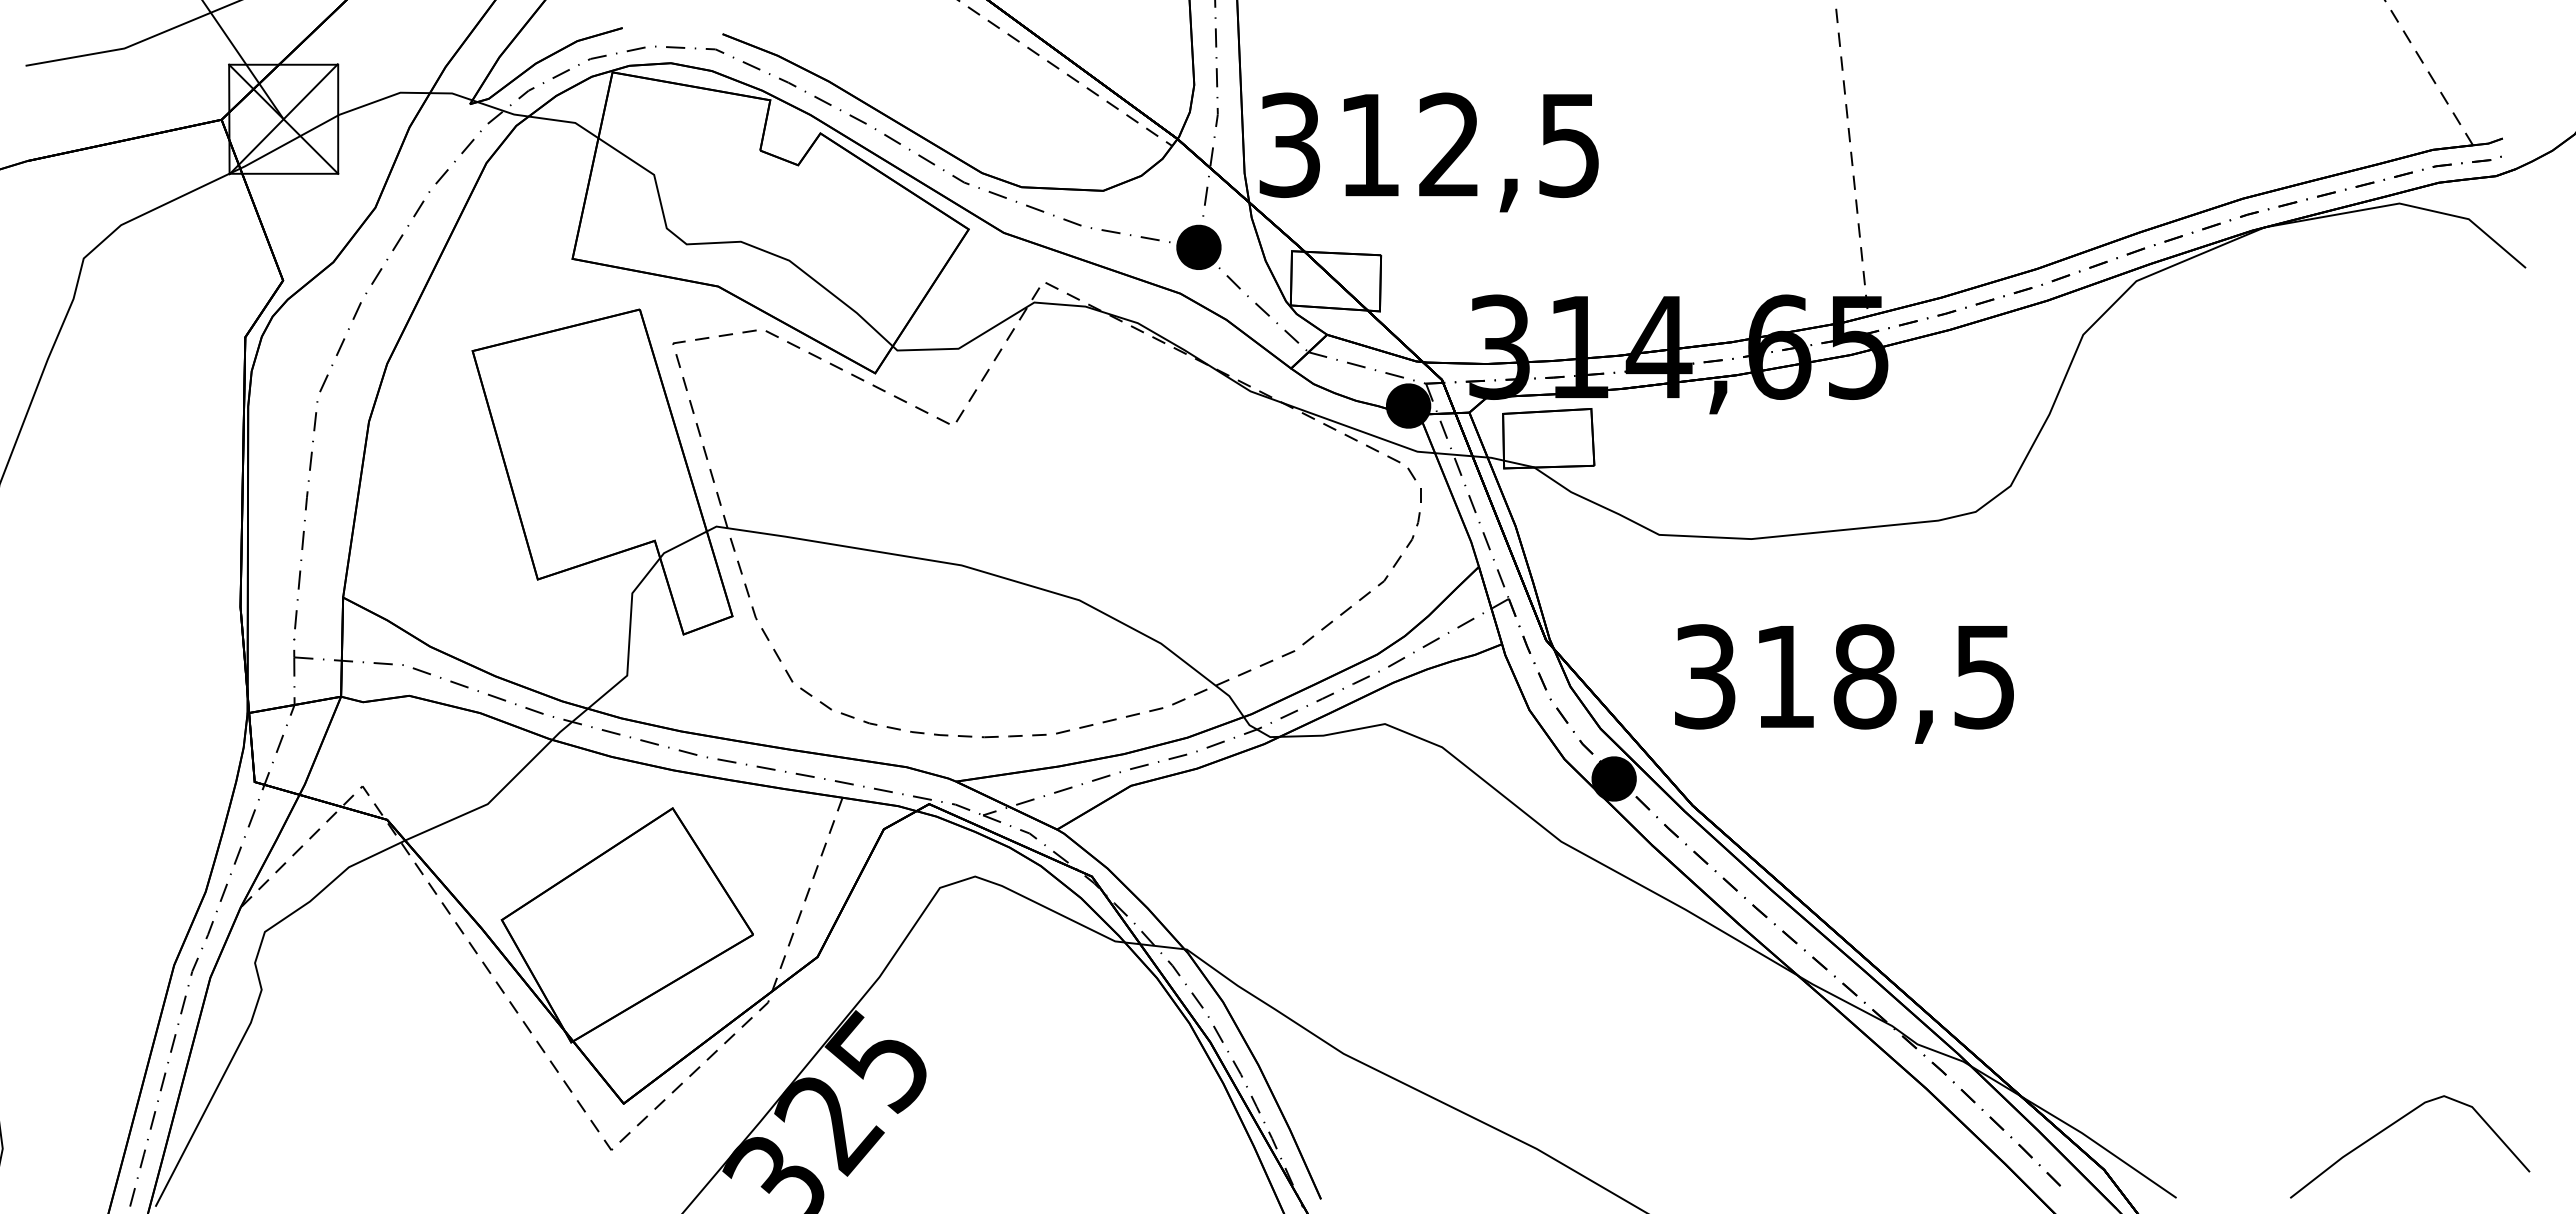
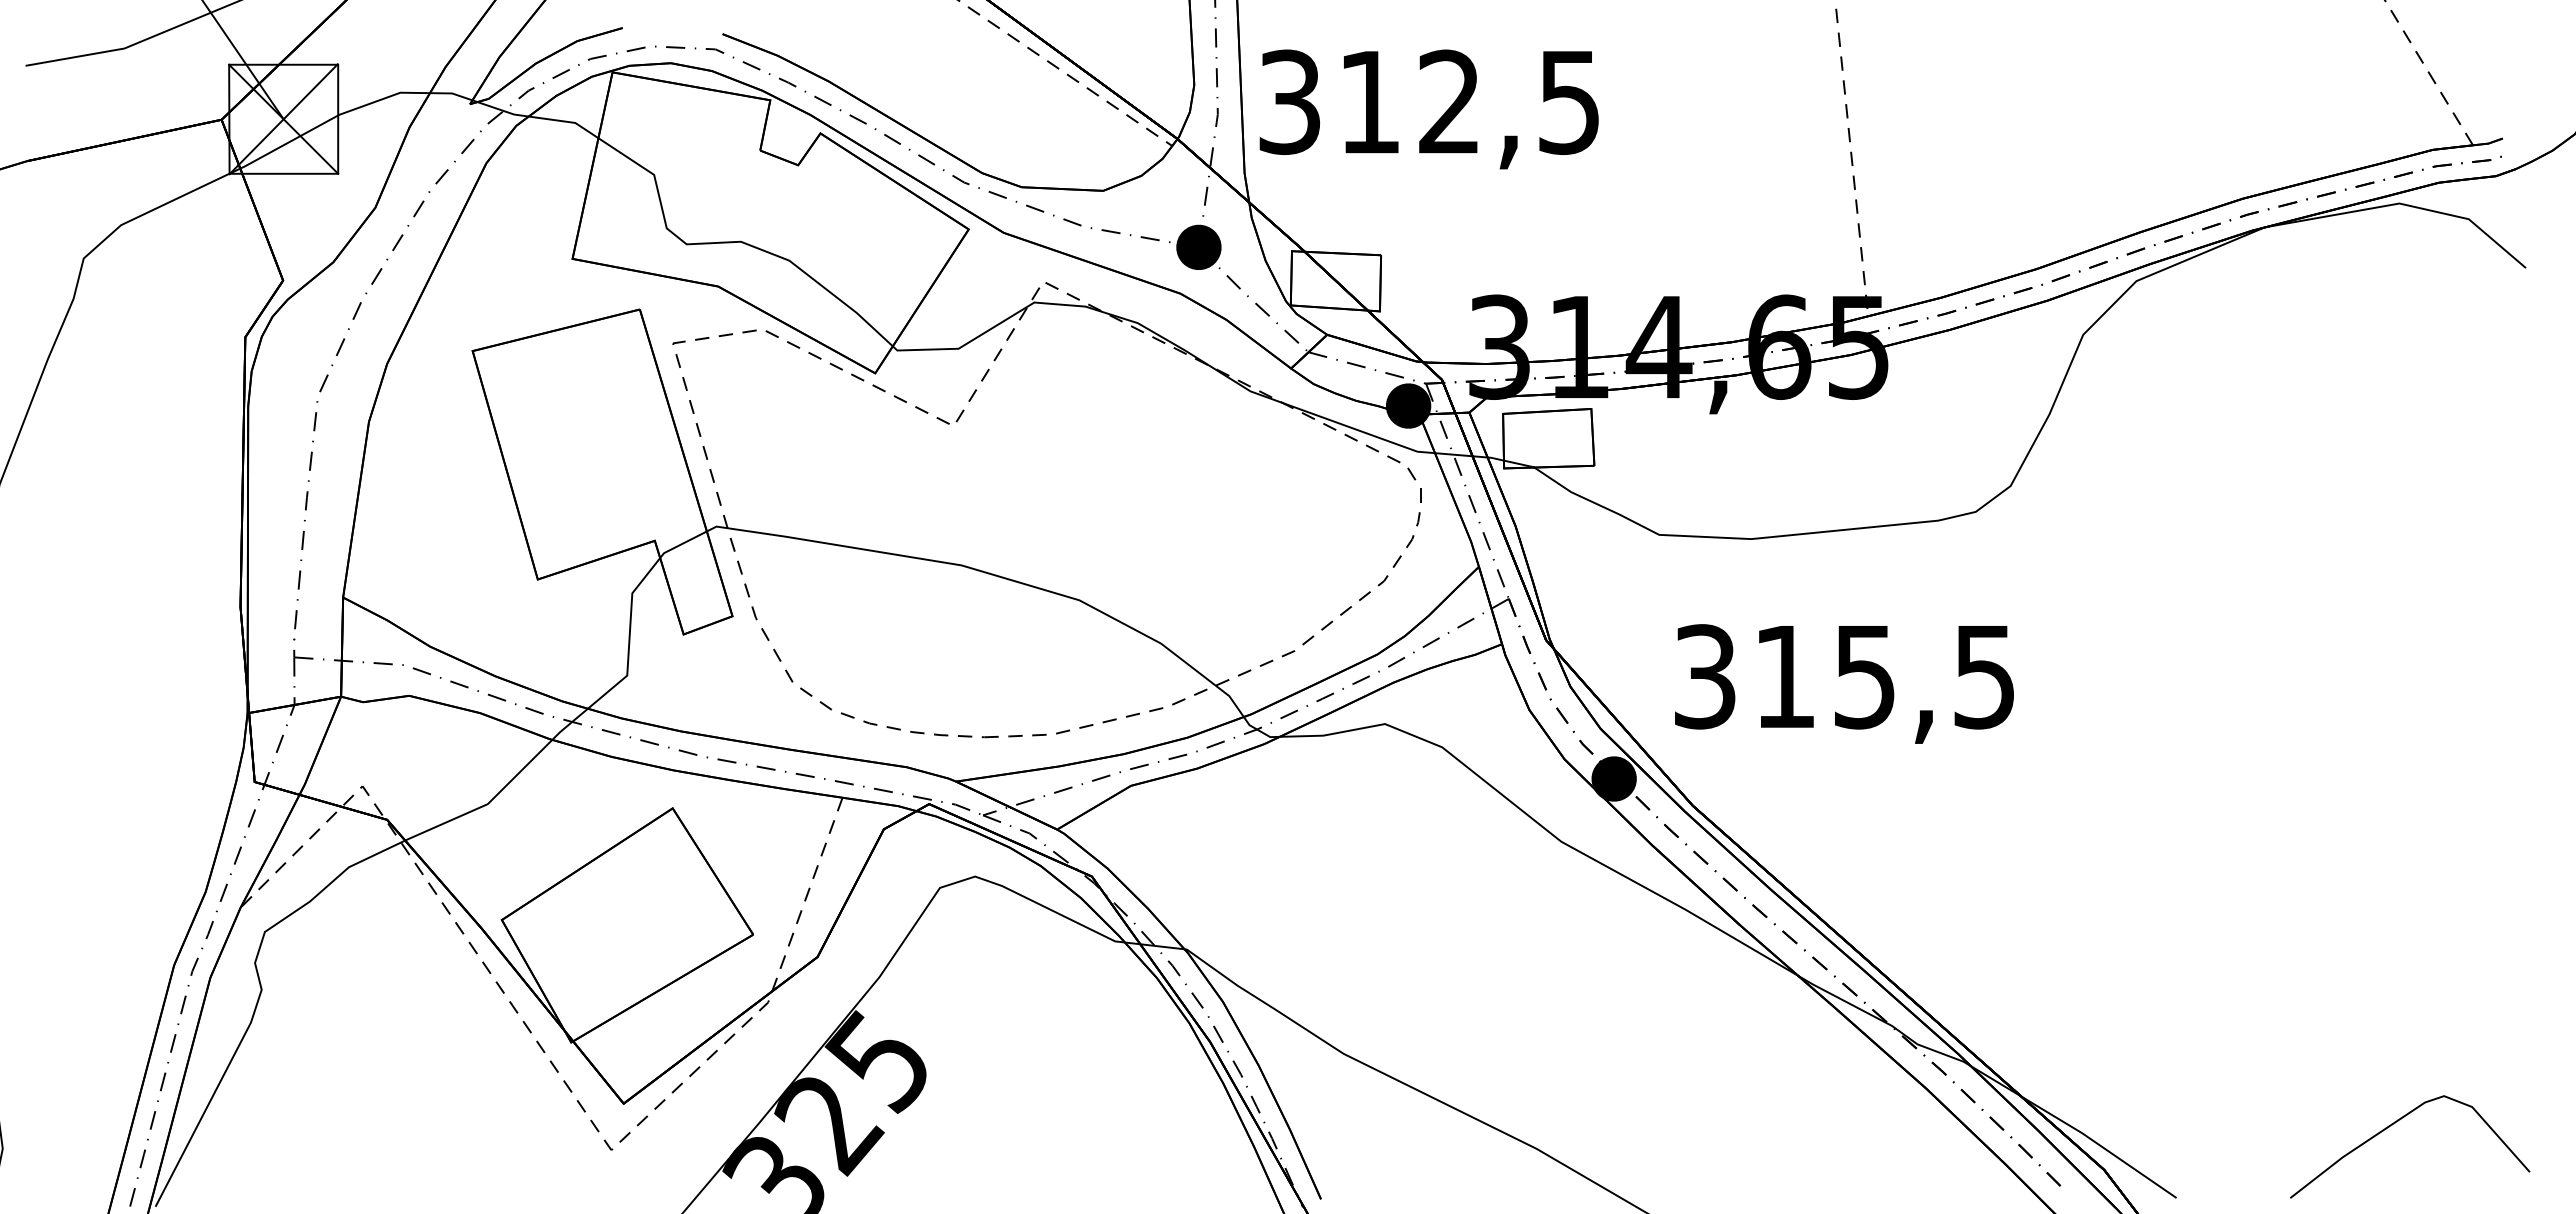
text position: (1428, 152) -> (1428, 109) (1428, 109)
text: 318,5 -> 315,5 (1864, 676)
